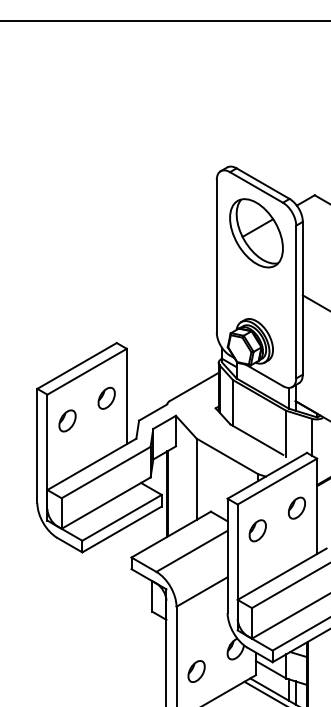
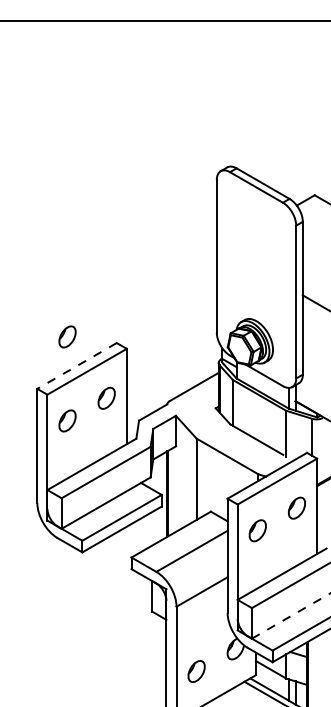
part: present -> none (256, 233)
part: none -> present (67, 336)
line: solid -> dashed (77, 365)
line: solid -> dashed (291, 615)
